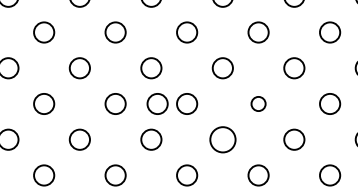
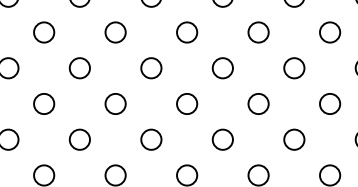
circle: present -> none (157, 103)
circle size: 17x16 px -> 23x22 px (258, 103)
circle size: 28x28 px -> 23x23 px (222, 139)
